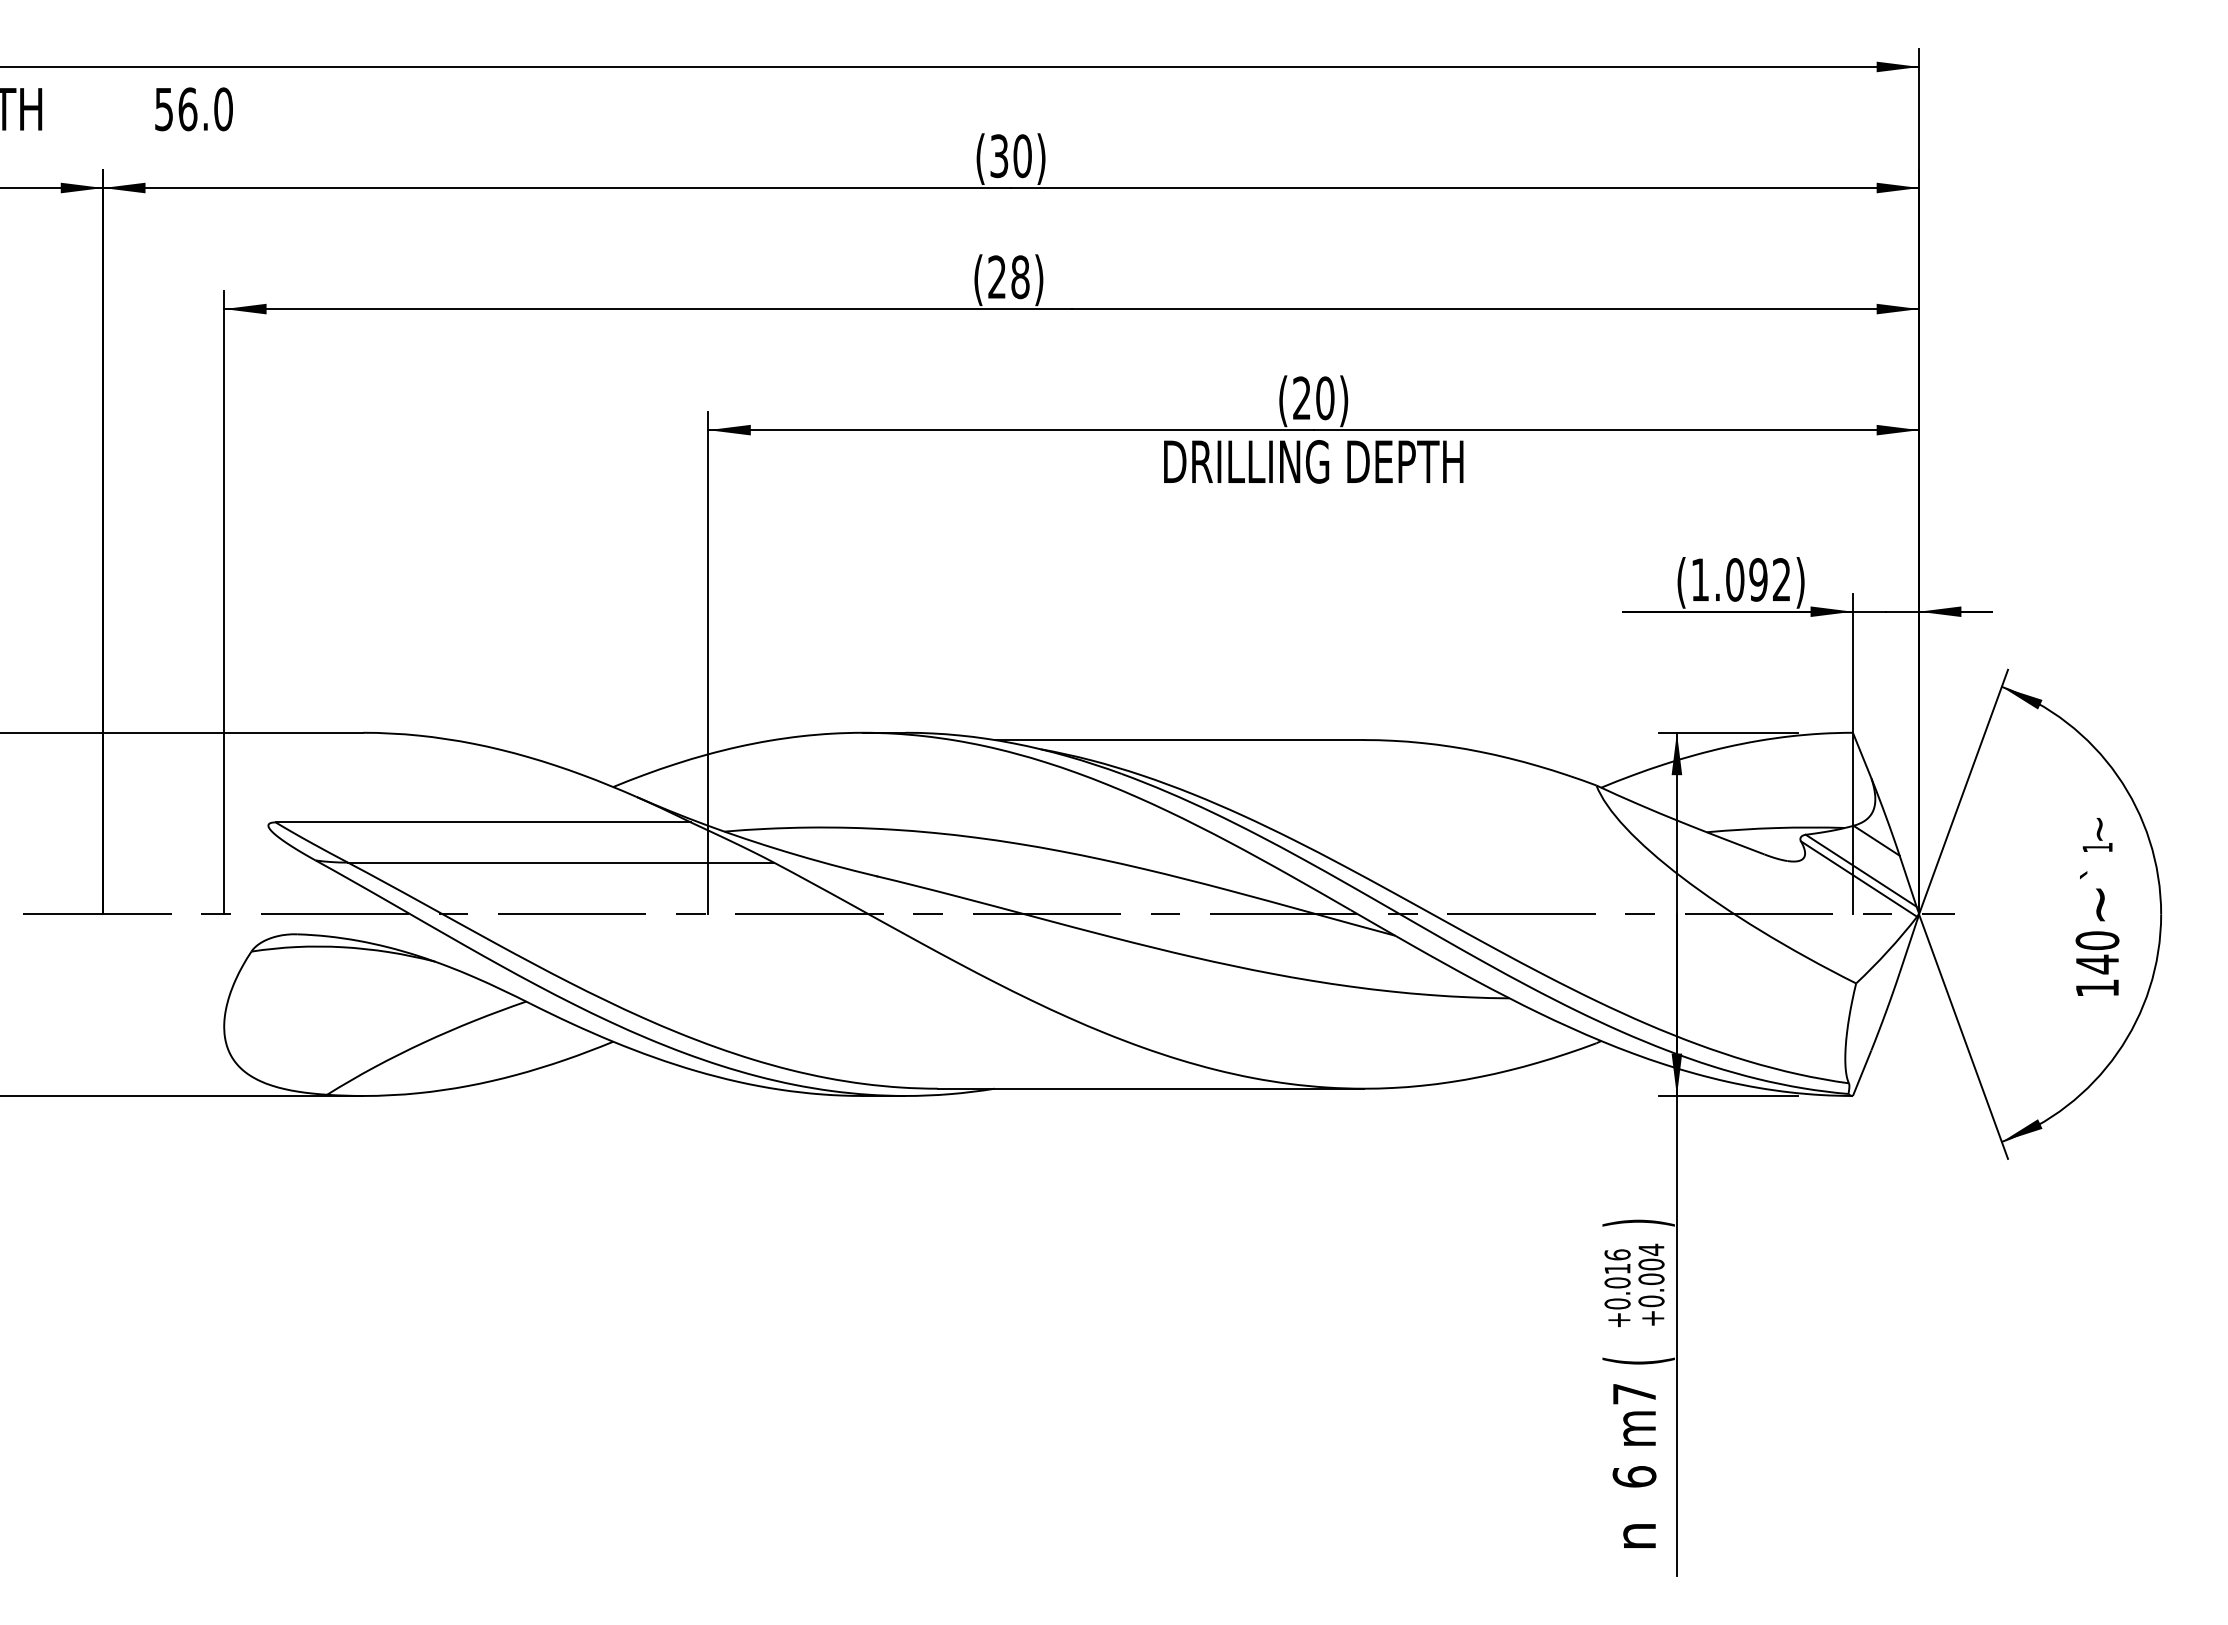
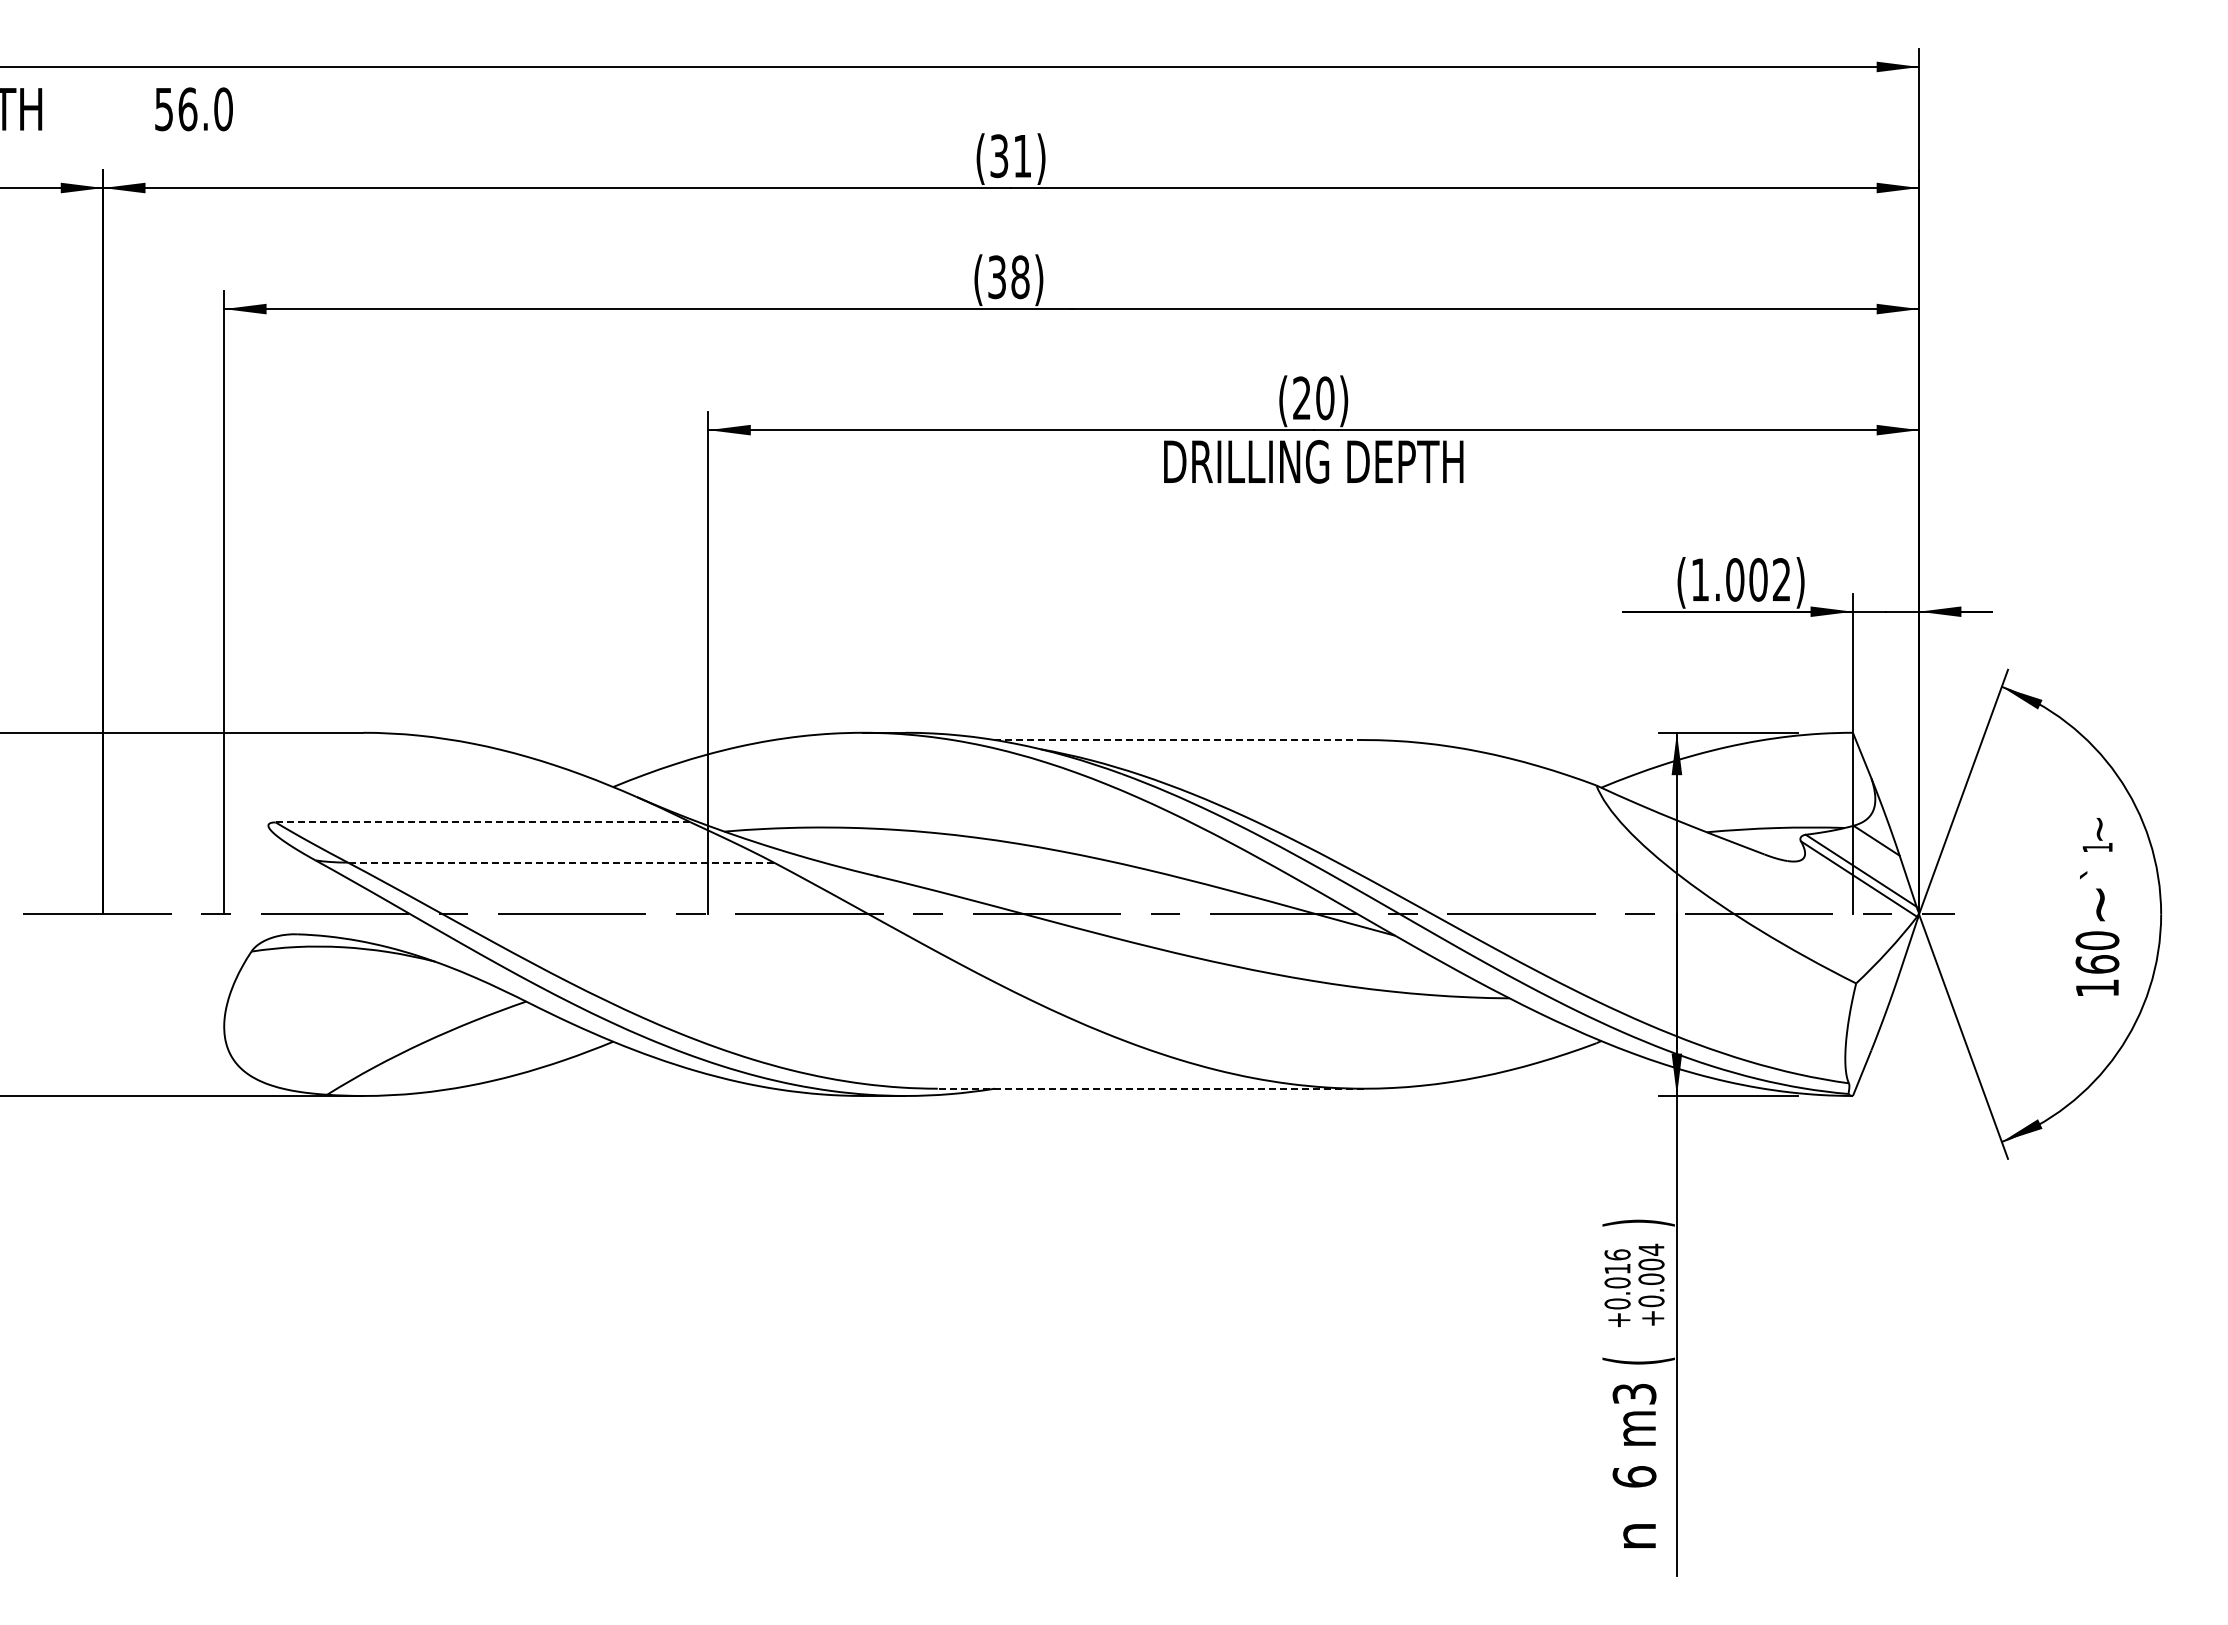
text: (30) -> (31) (1022, 156)
text: (28) -> (38) (996, 277)
text: (1.092) -> (1.002) (1758, 579)
line: solid -> dashed (1179, 740)
line: solid -> dashed (483, 822)
line: solid -> dashed (560, 862)
text: 140 -> 160 (2097, 964)
line: solid -> dashed (1150, 1088)
text: m7 -> m3 (1634, 1394)
